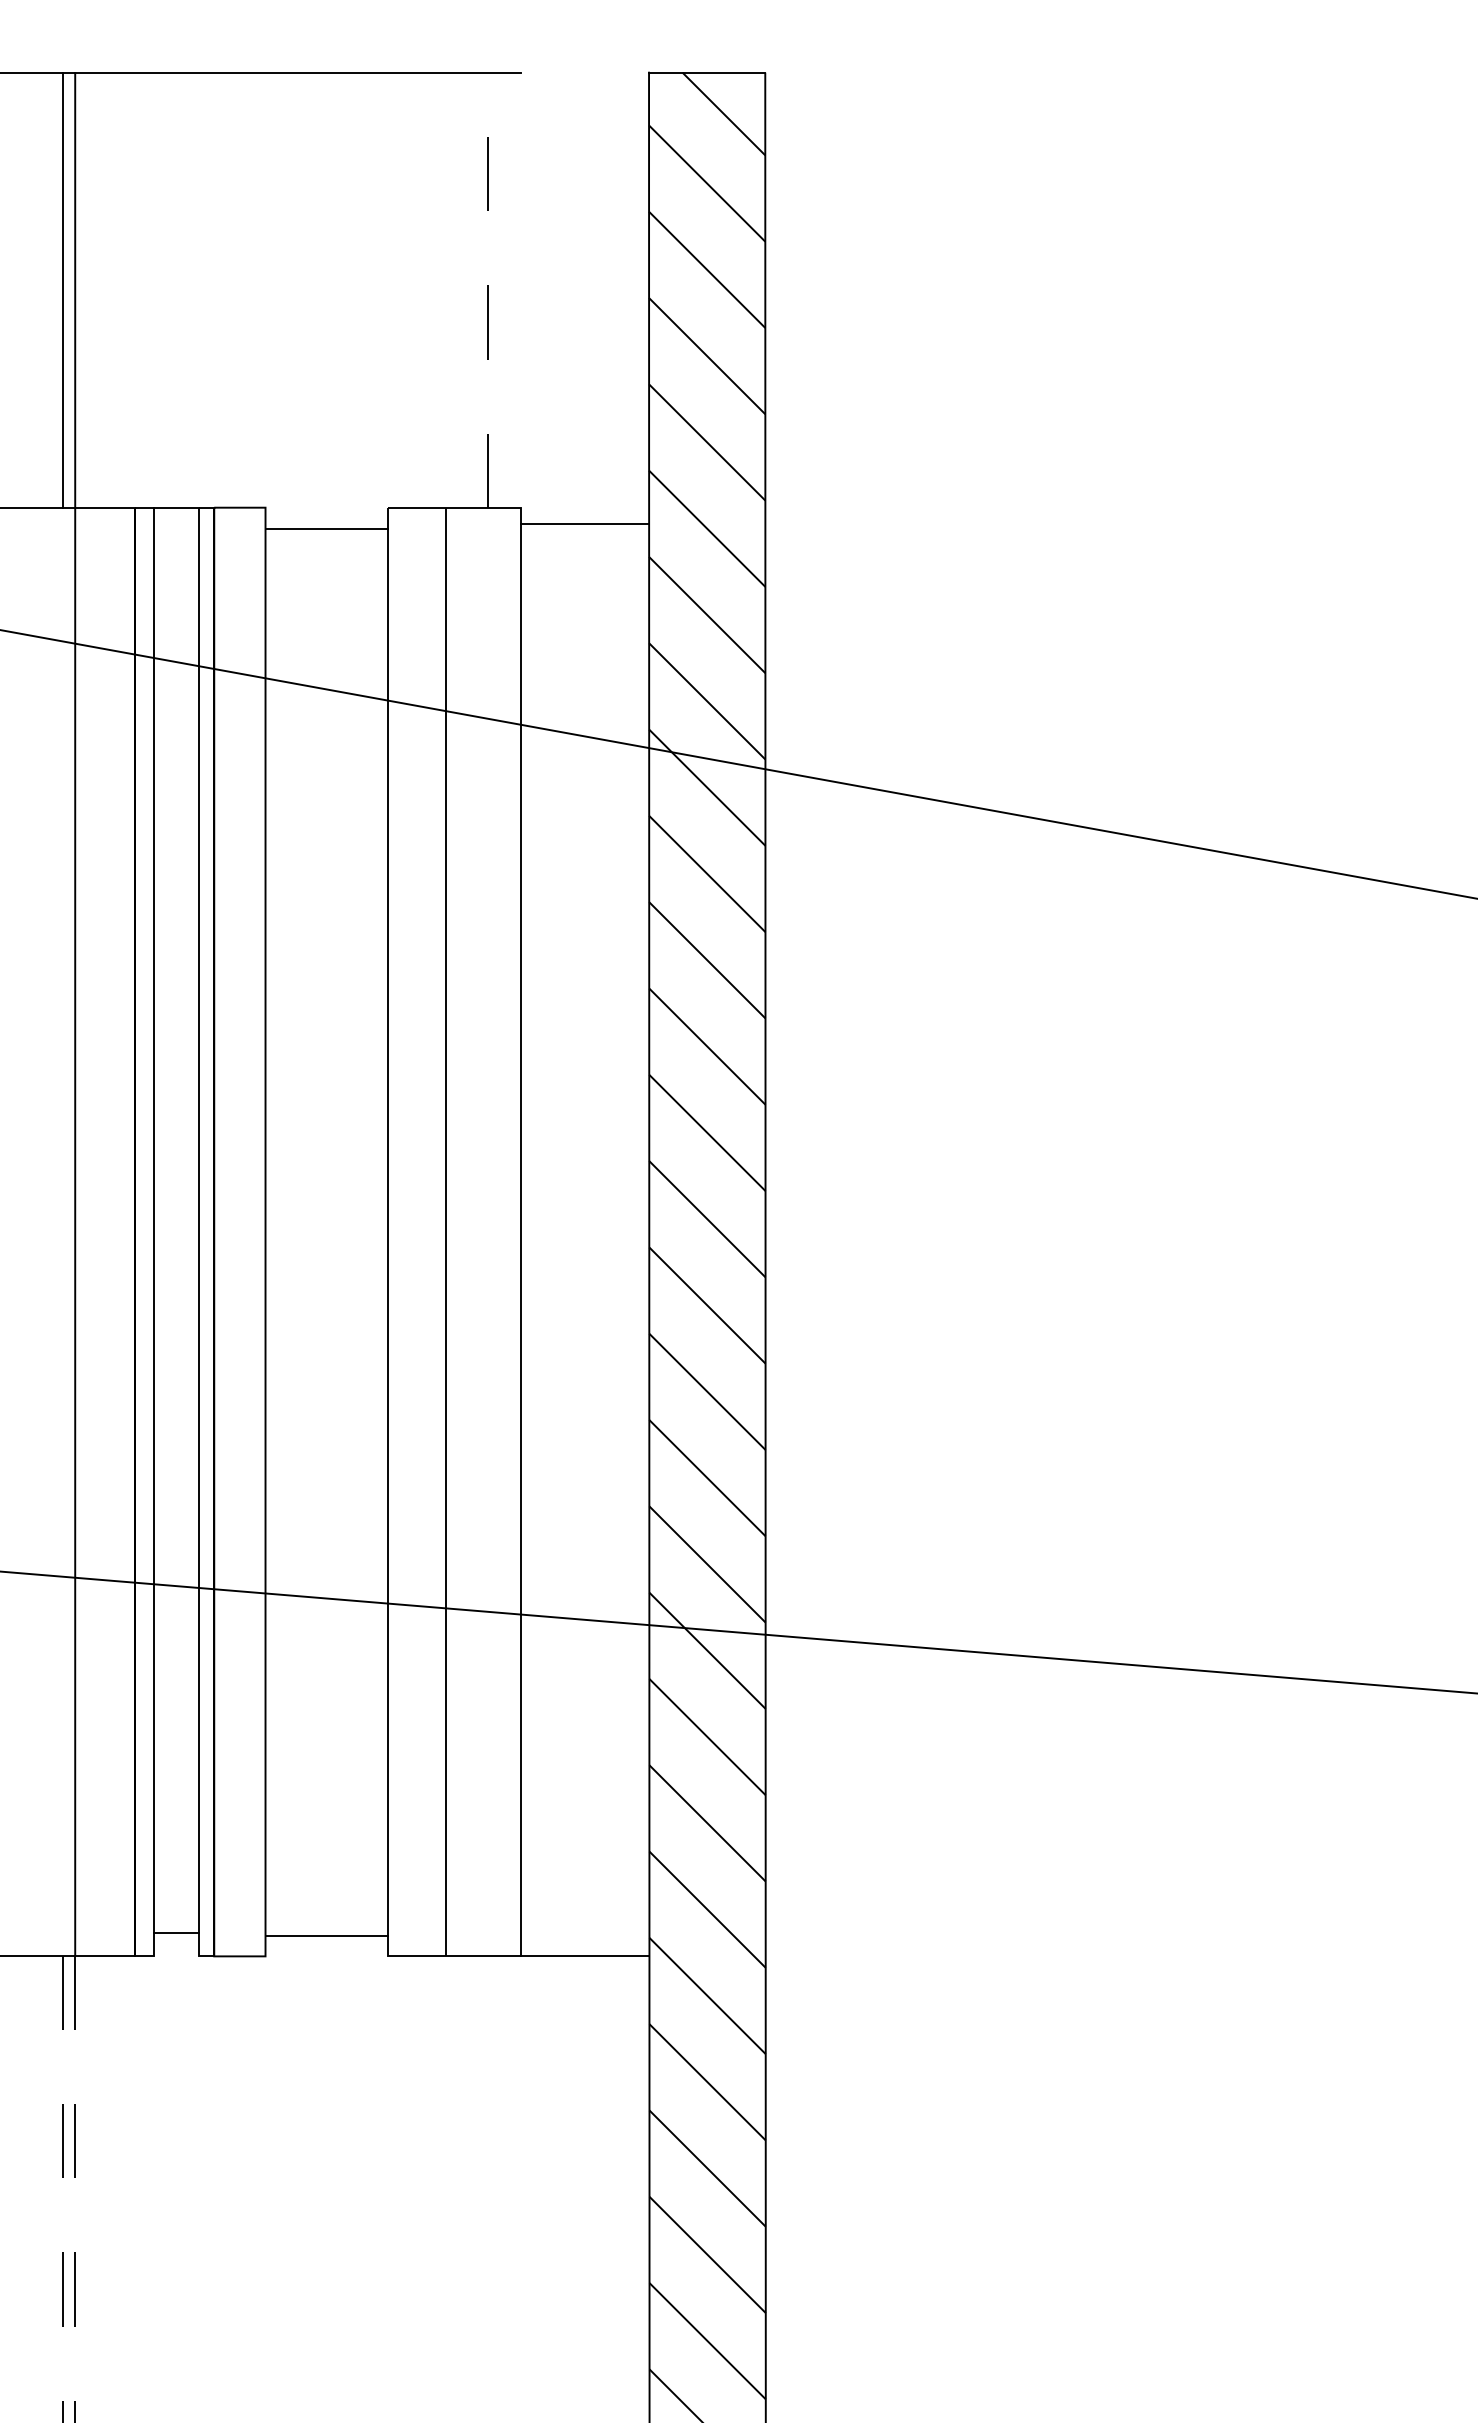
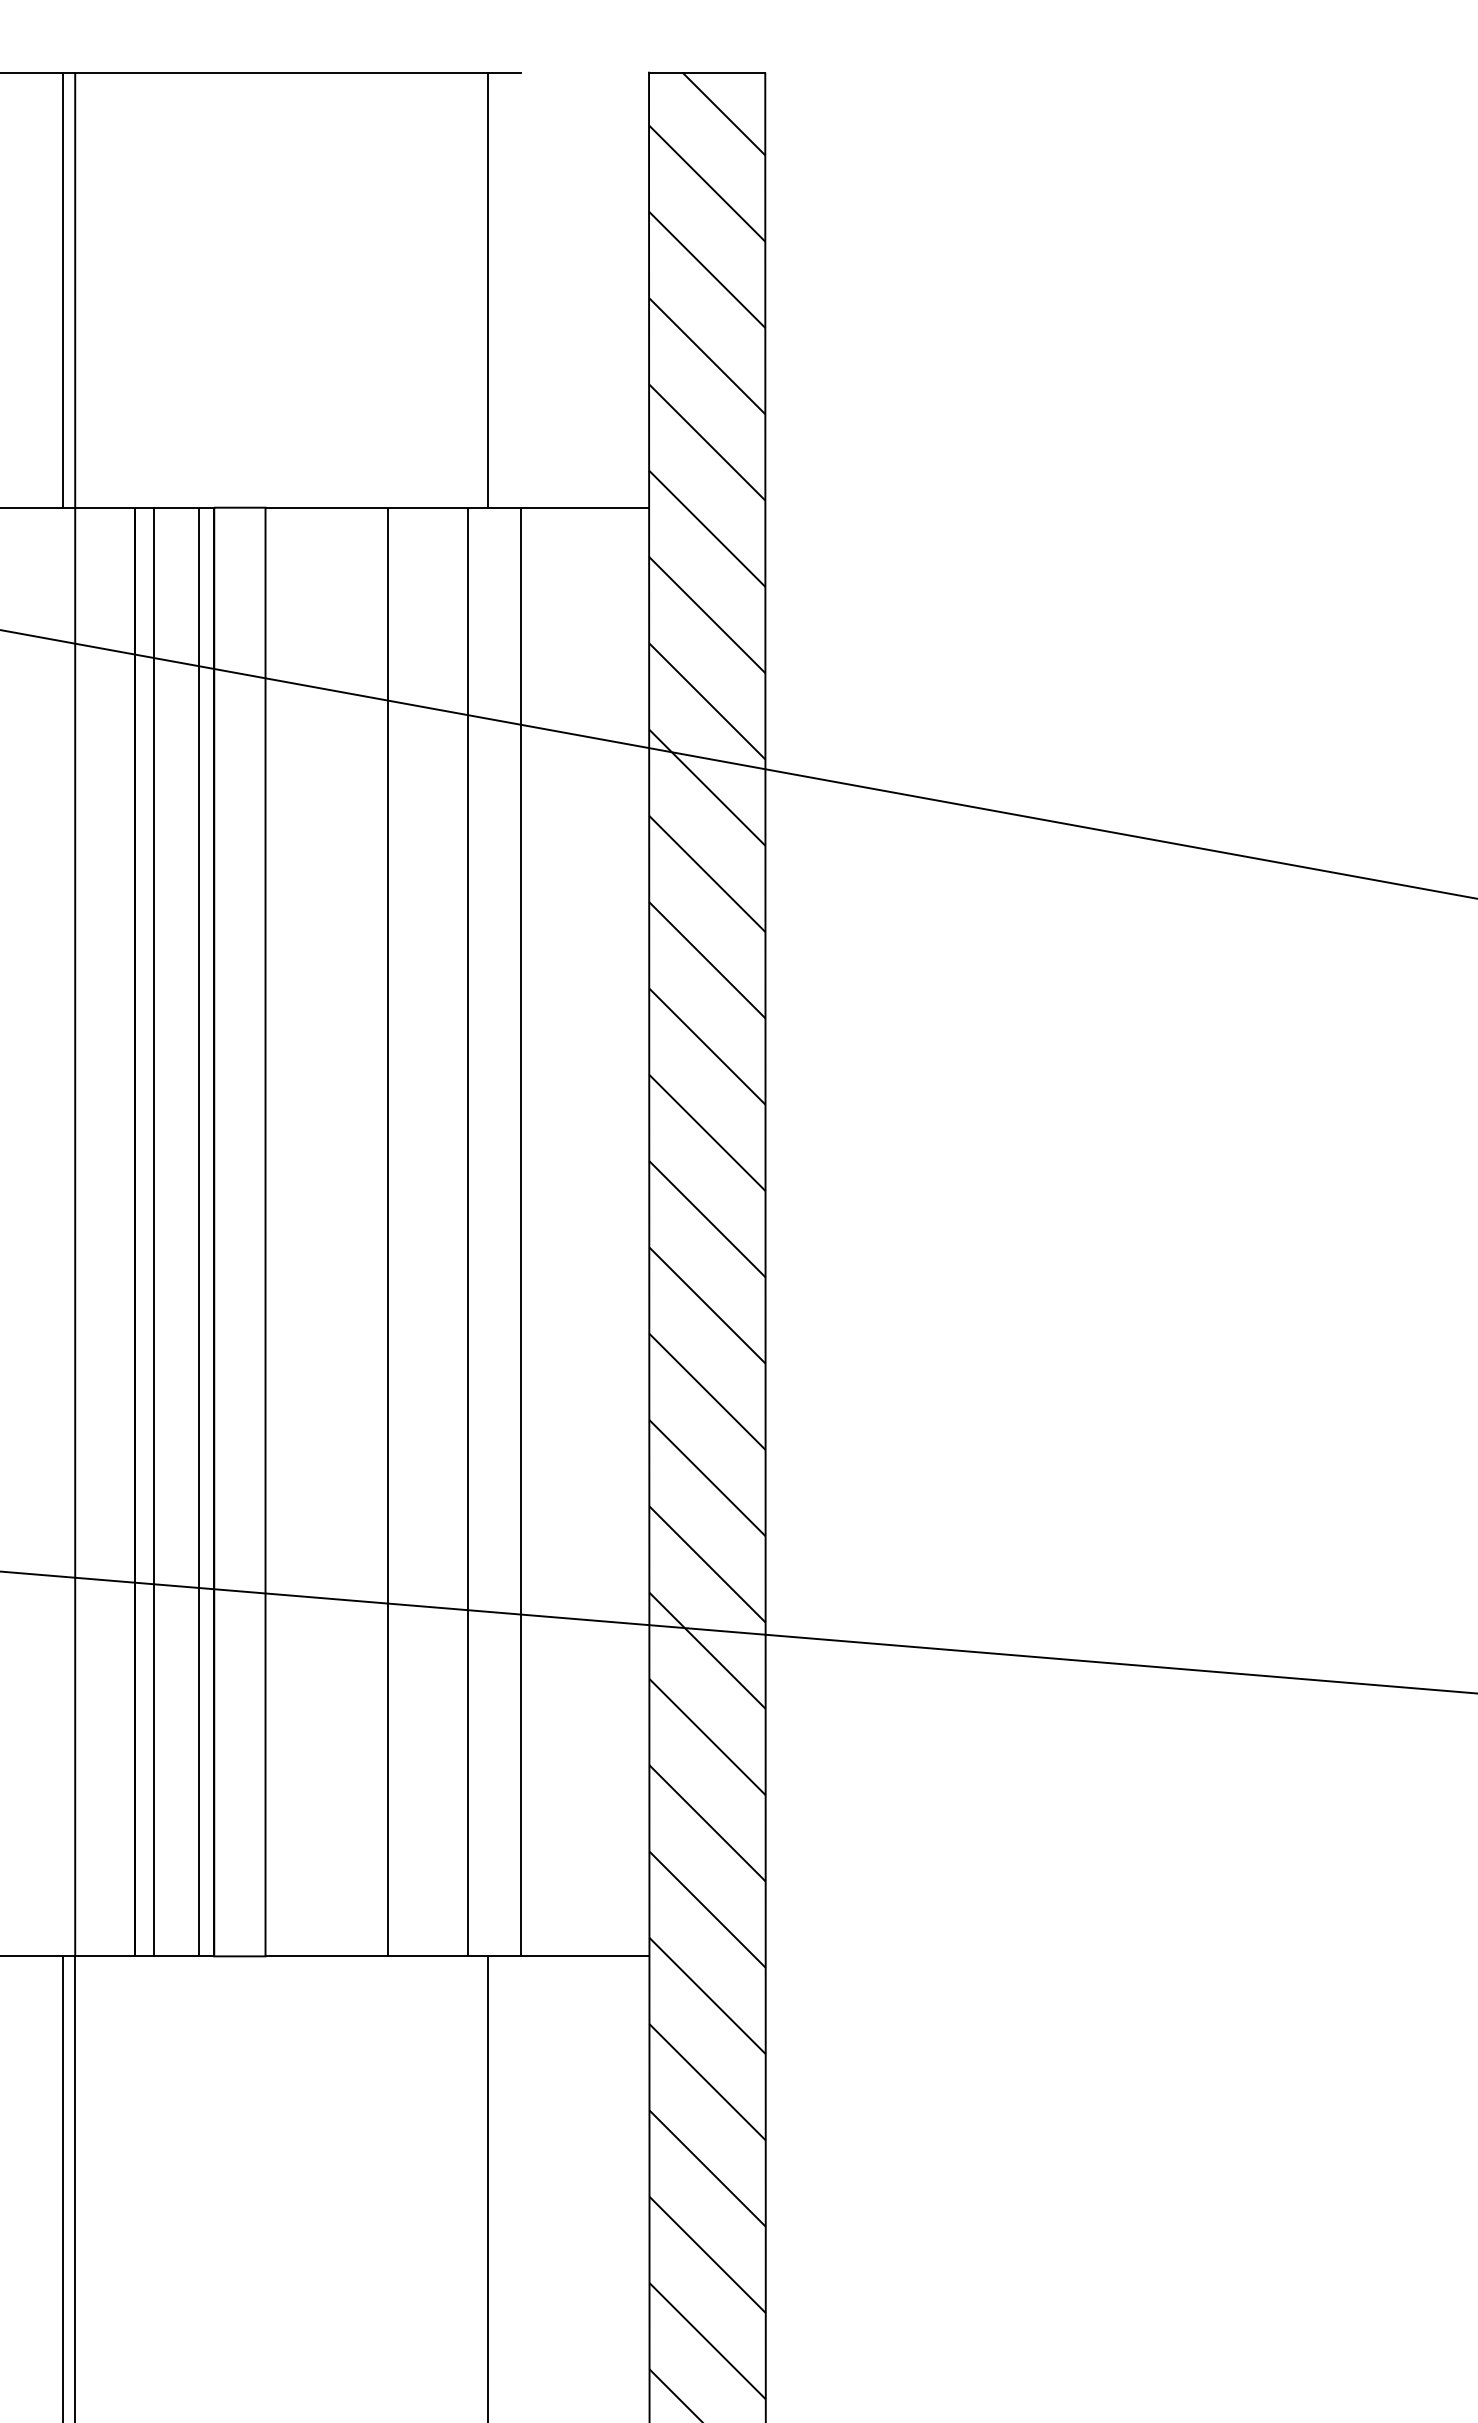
line: dashed -> solid (488, 289)
line position: (584, 523) -> (584, 507) (584, 507)
line position: (326, 528) -> (326, 507) (326, 507)
line position: (445, 1231) -> (467, 1231) (467, 1231)
line position: (176, 1933) -> (176, 1956) (176, 1956)
line position: (326, 1936) -> (326, 1956) (326, 1956)
line: none -> present (488, 2187)
line: dashed -> solid (63, 2189)
line: dashed -> solid (75, 2189)
